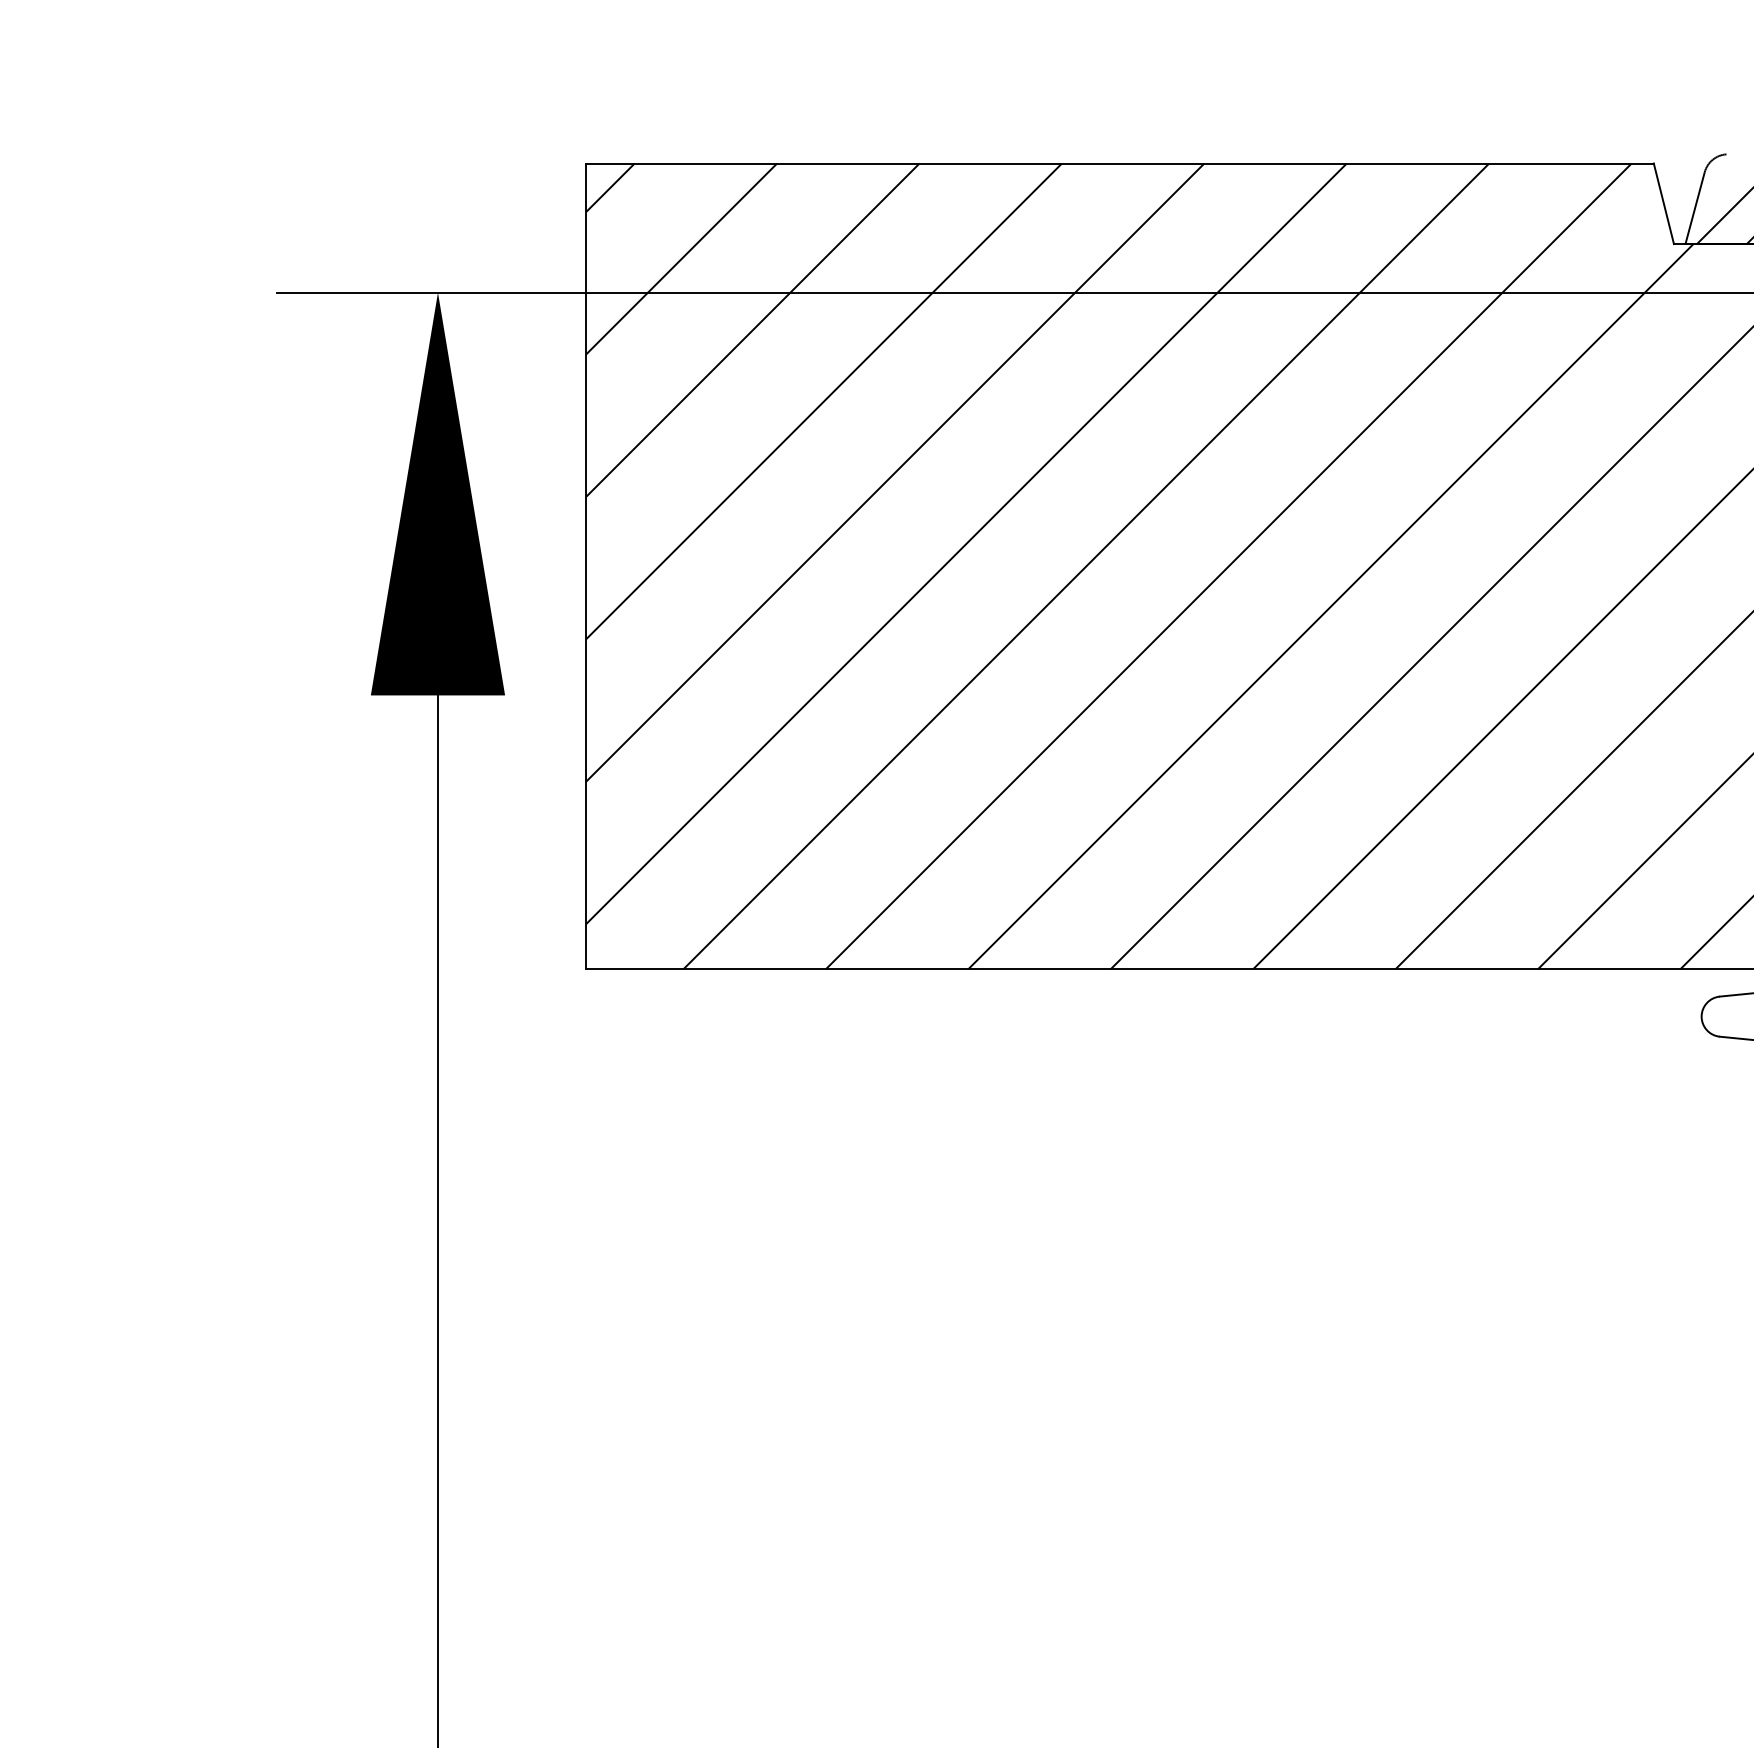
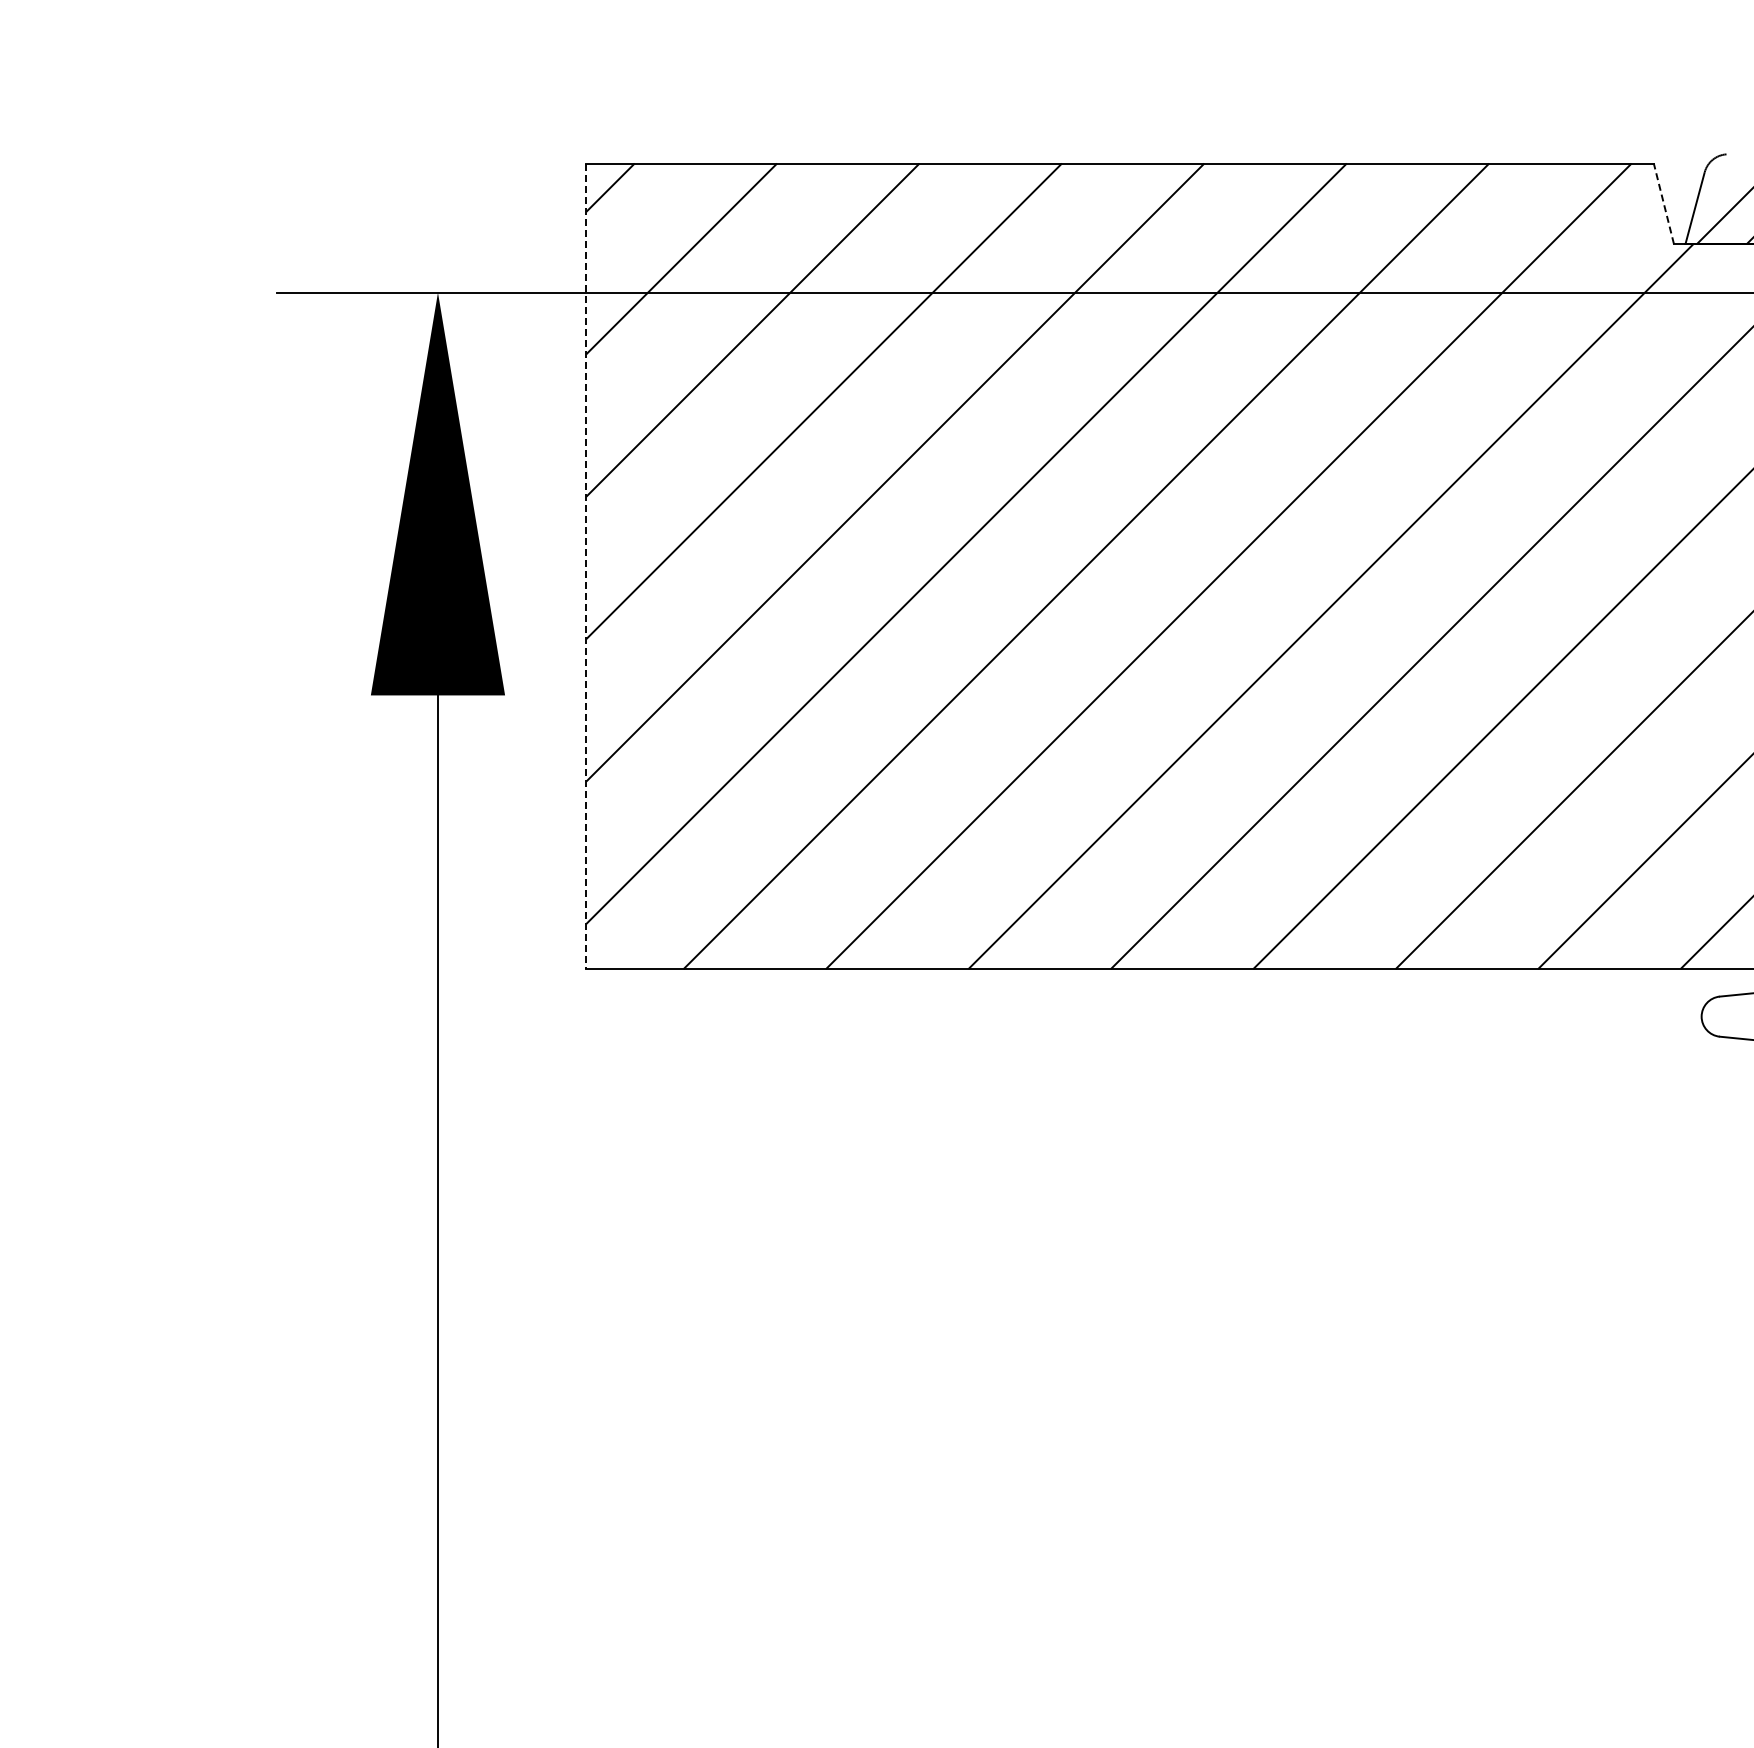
line: solid -> dashed (1663, 203)
line: solid -> dashed (586, 566)
